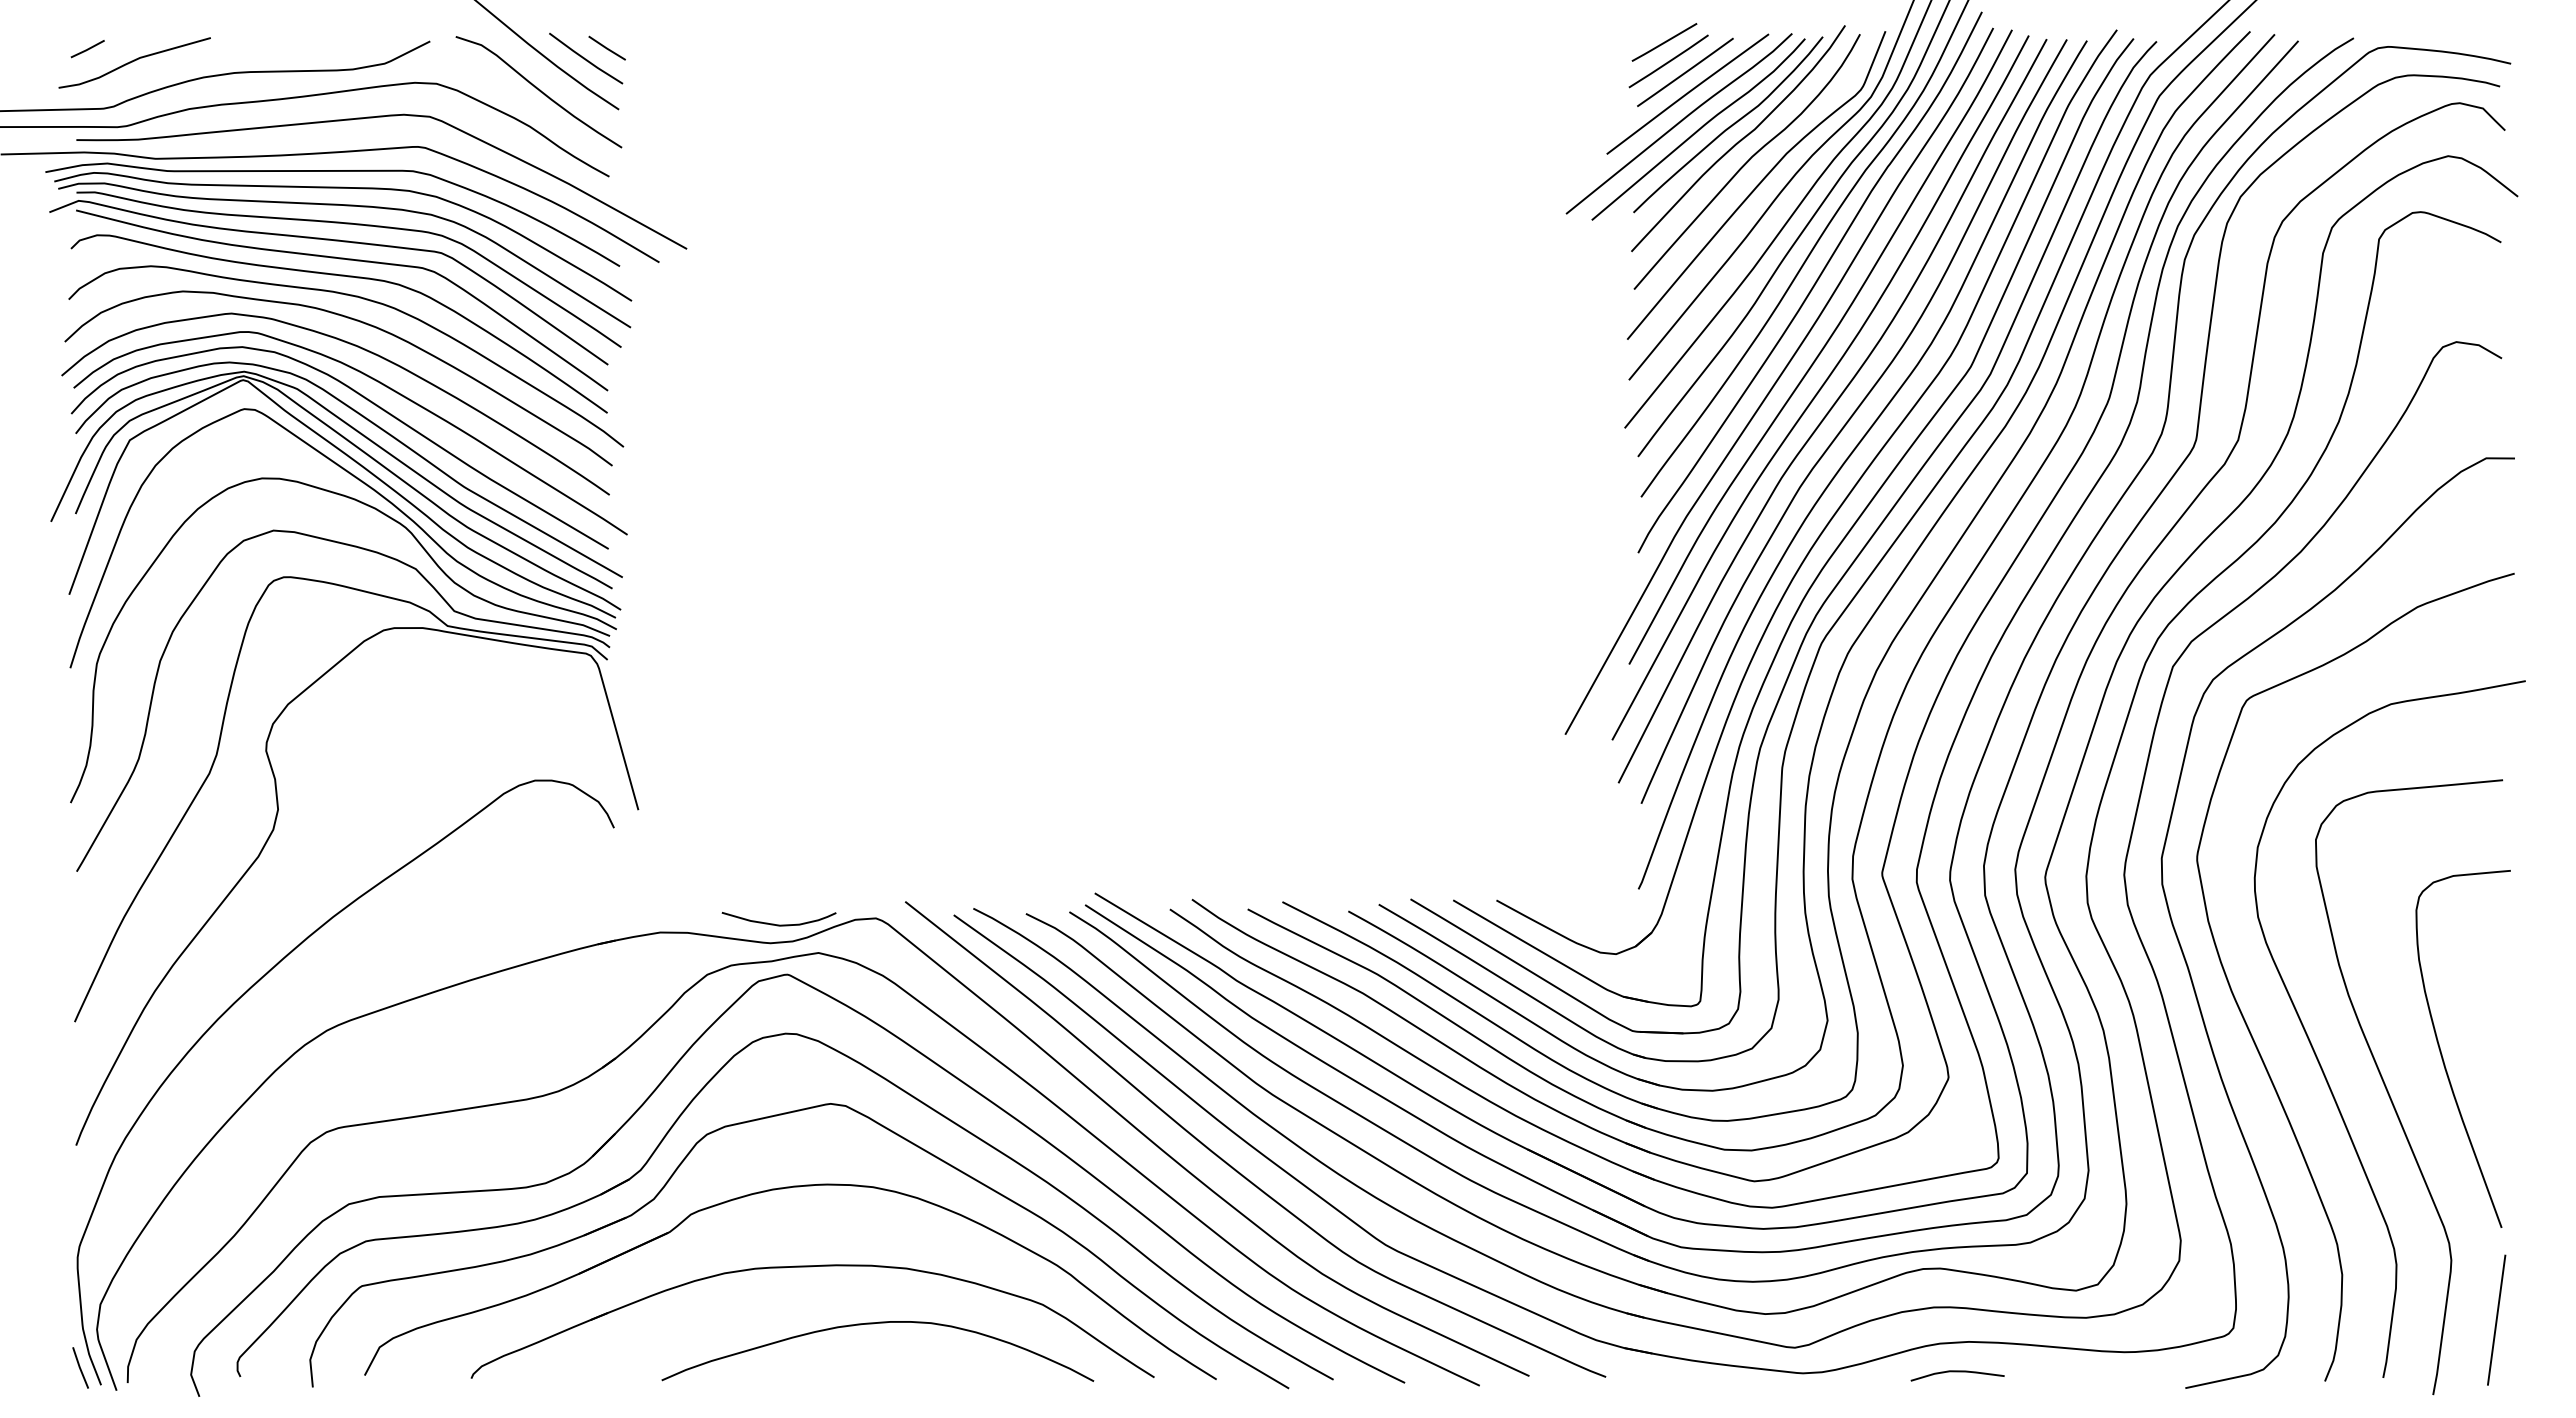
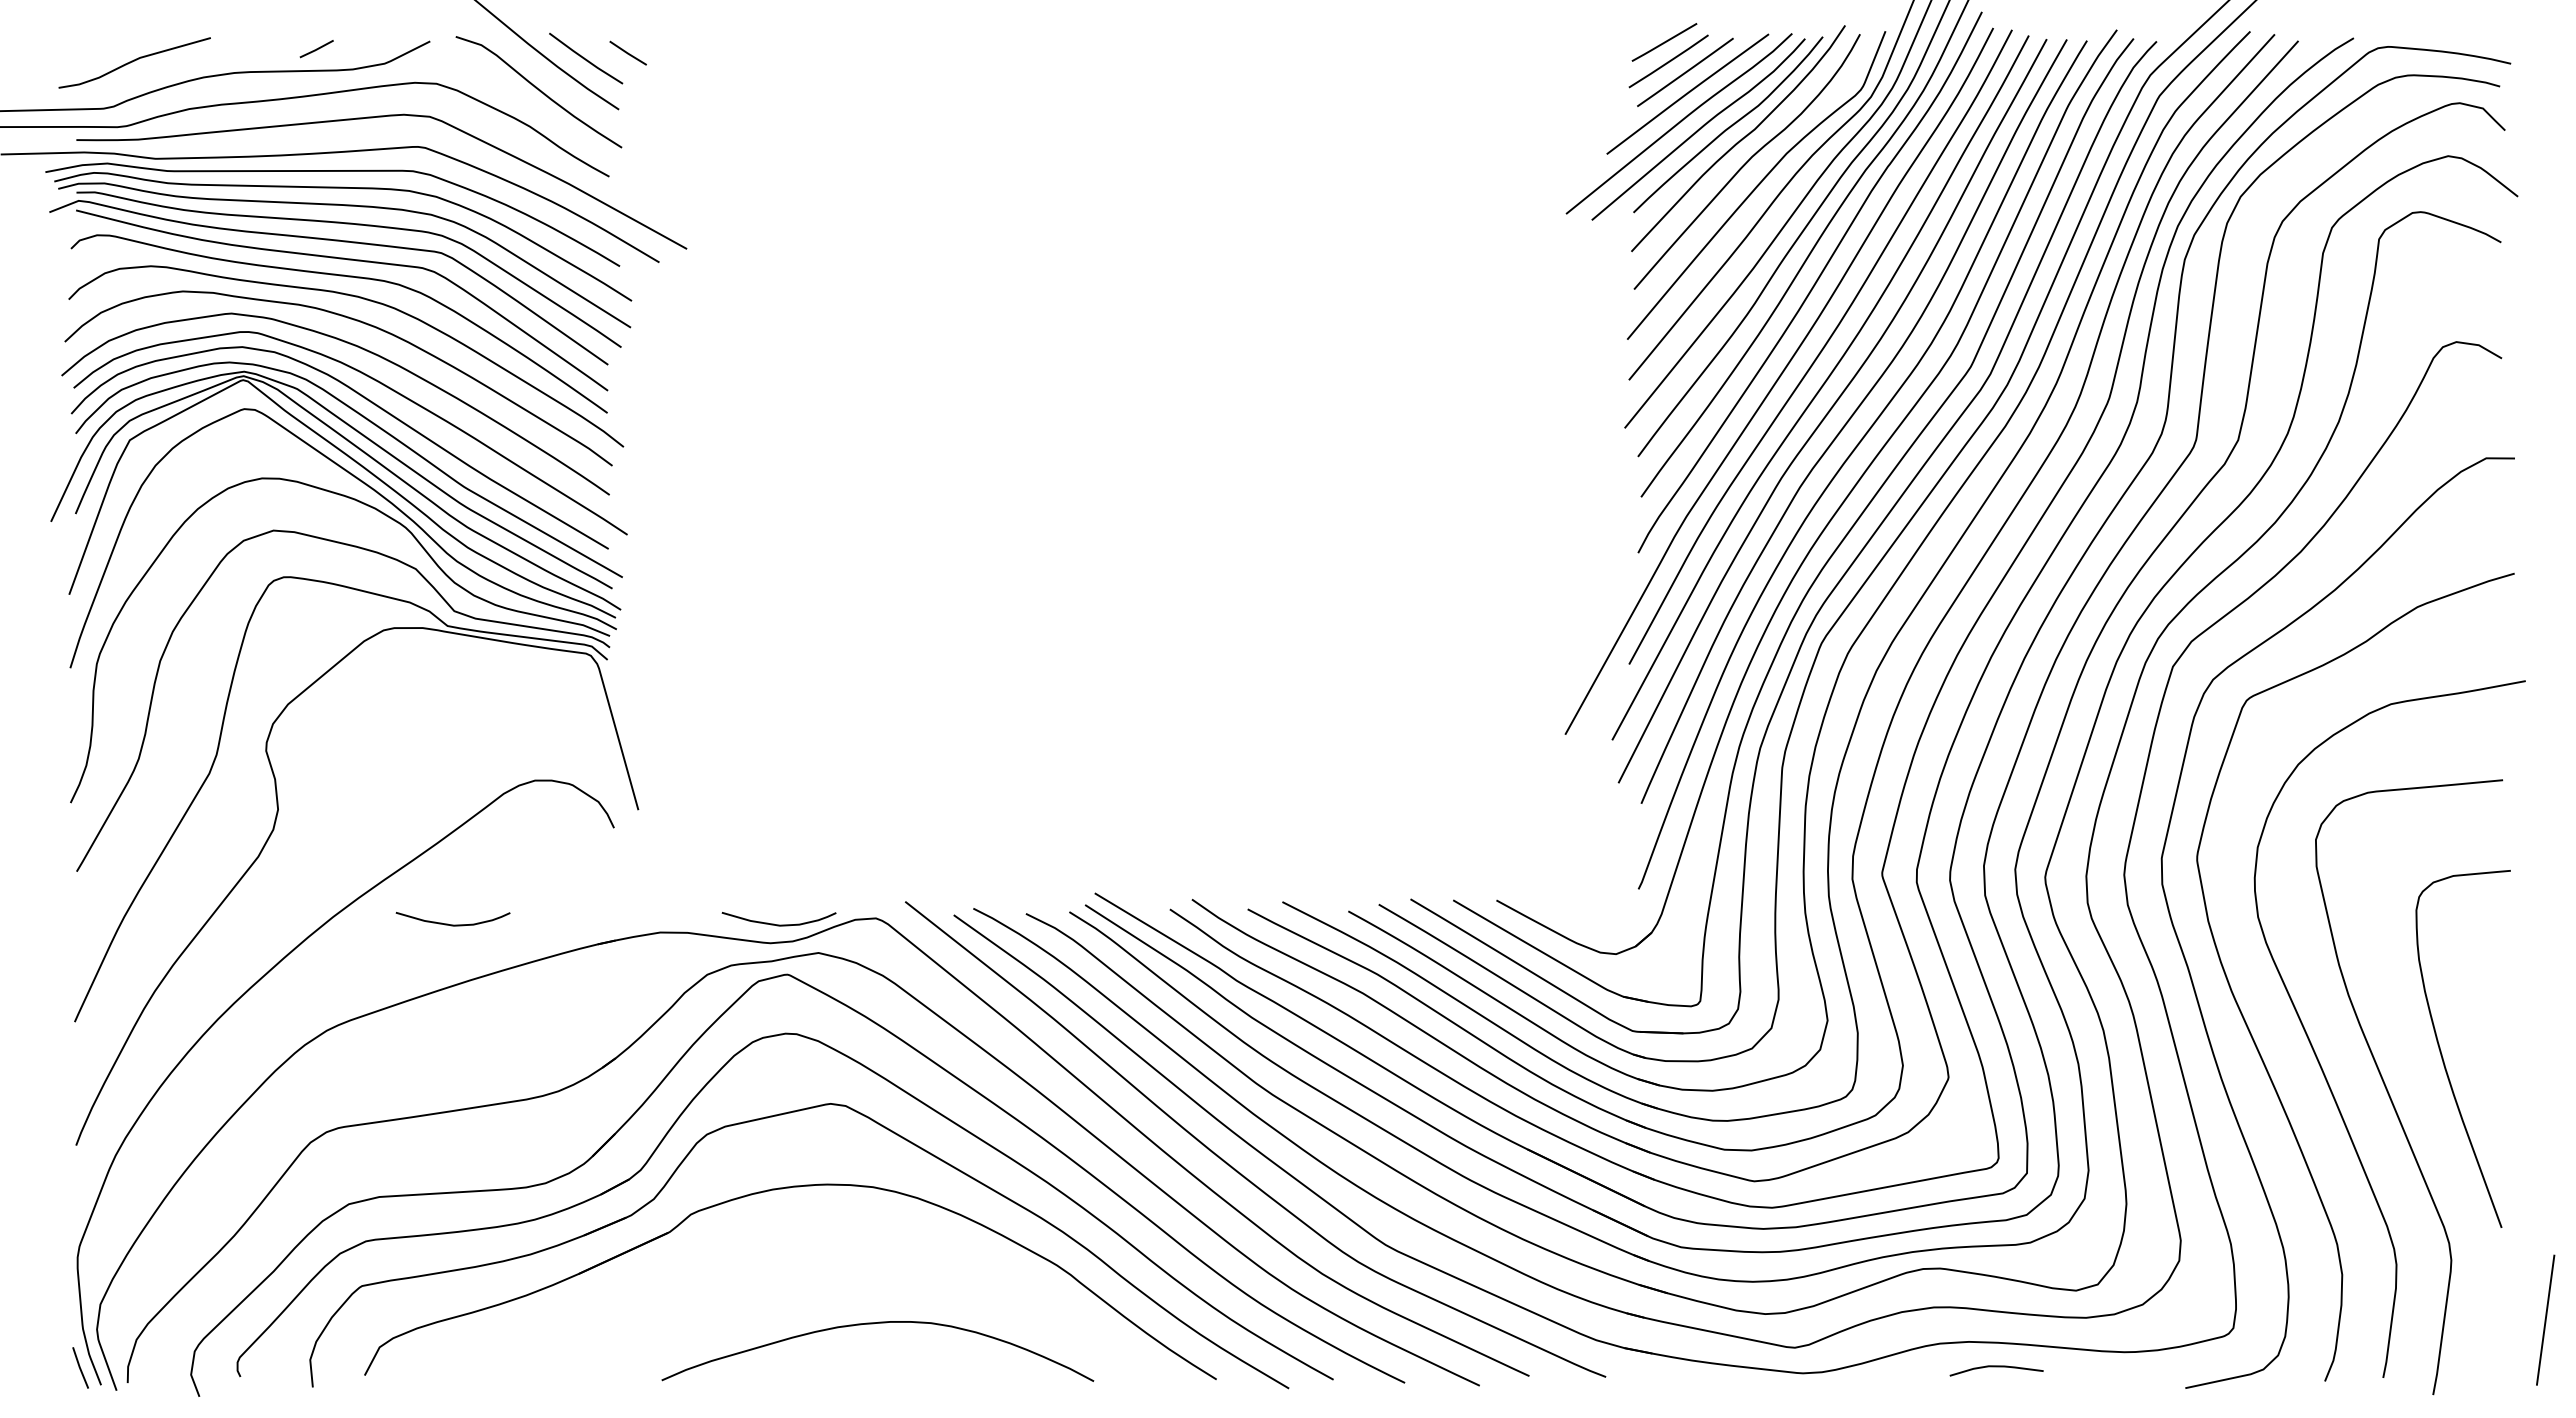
line position: (606, 47) -> (627, 52) (627, 52)
line position: (87, 49) -> (316, 49) (316, 49)
curve: none -> present (452, 924)
part: present -> none (811, 1267)
line position: (2496, 1319) -> (2545, 1319) (2545, 1319)
curve position: (1957, 1372) -> (1996, 1367) (1996, 1367)
